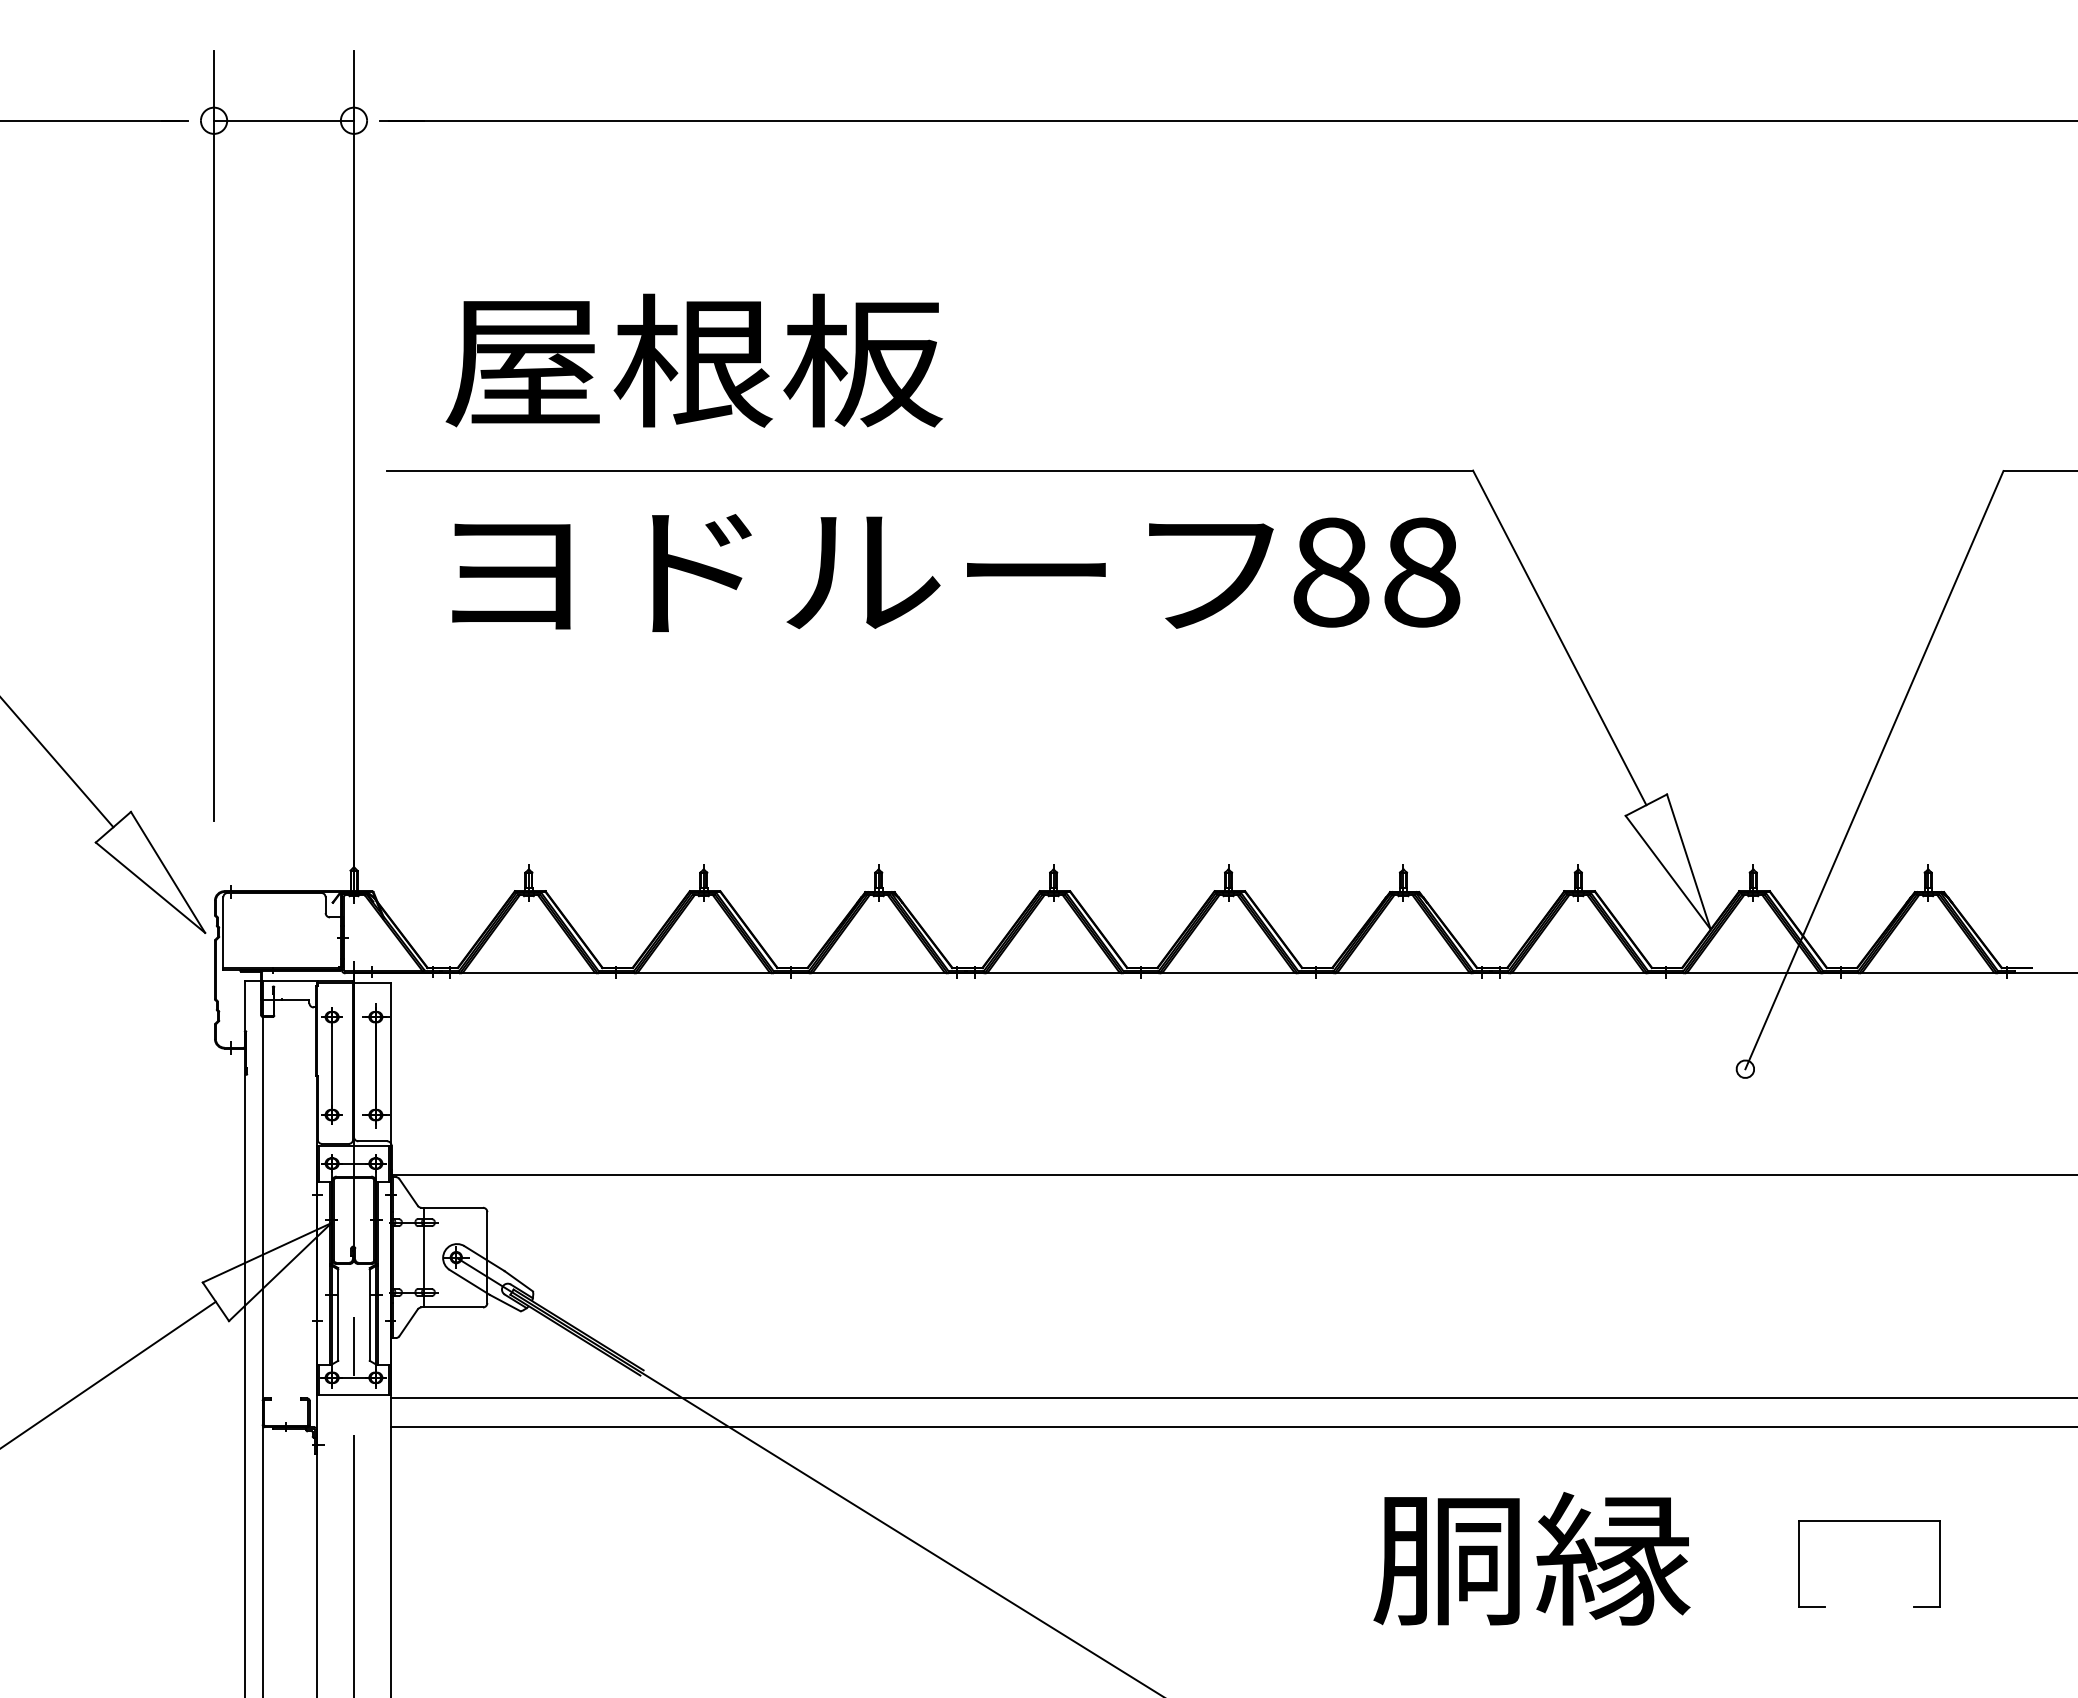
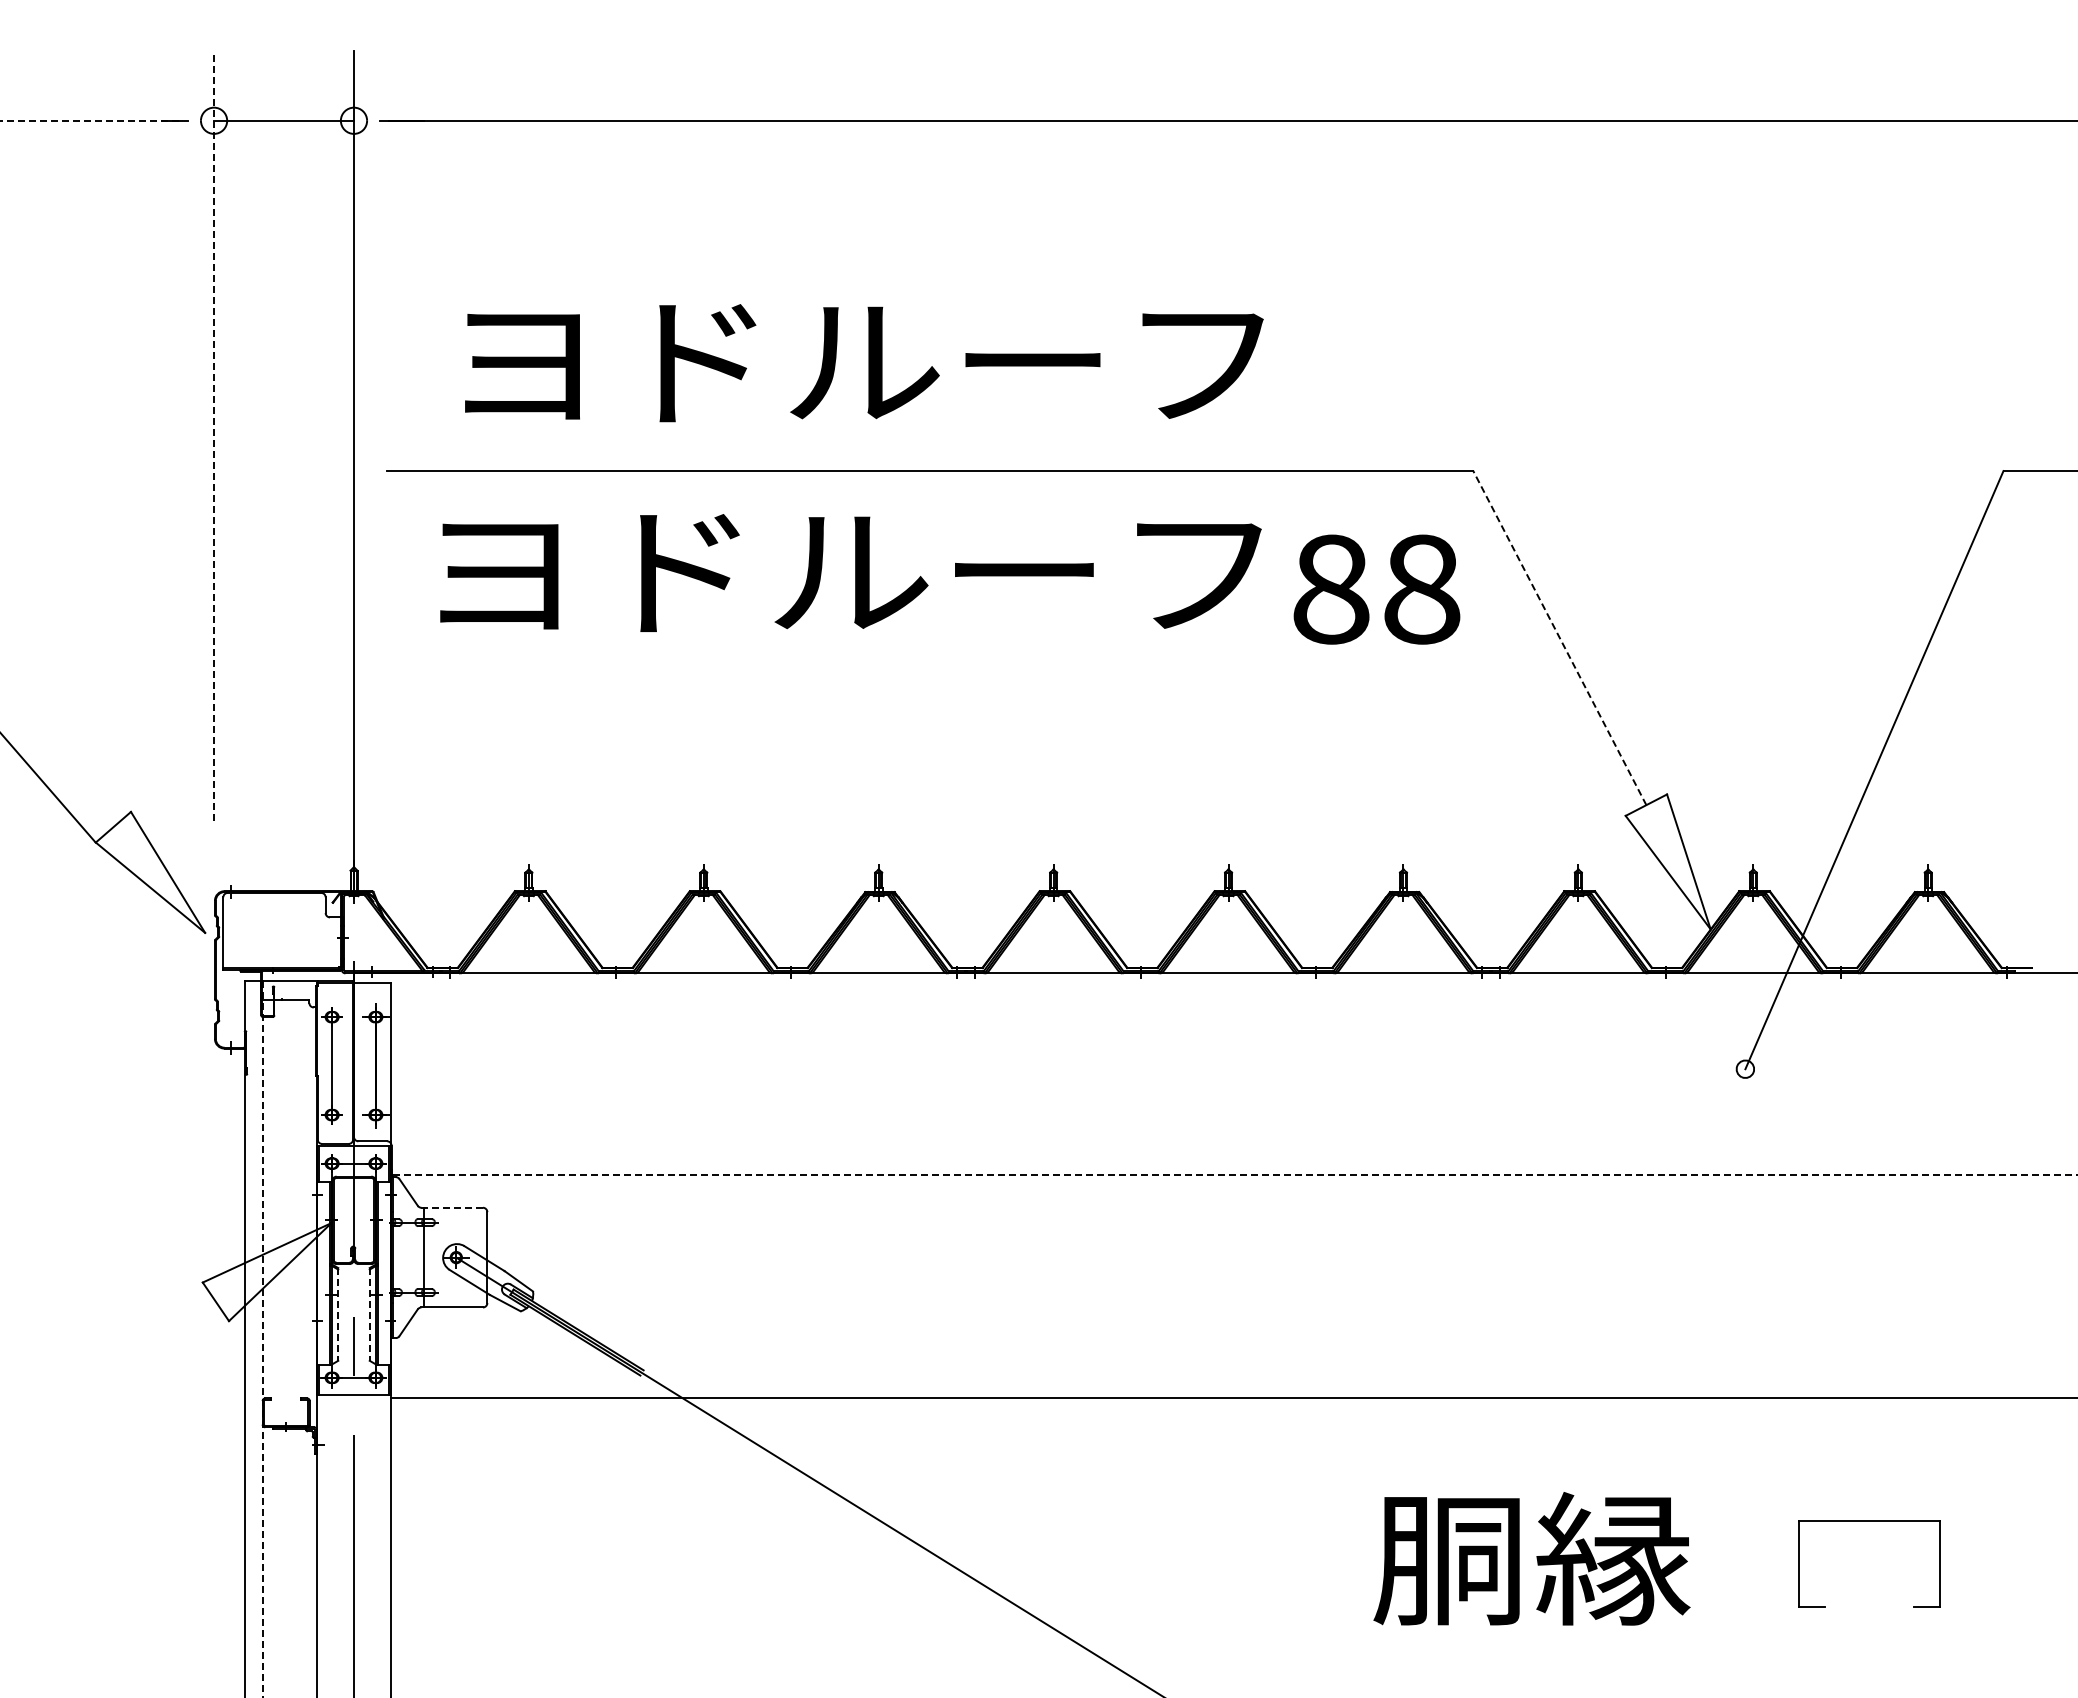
line: solid -> dashed (89, 120)
text: 屋根板 -> ヨドルーフ (854, 360)
line: solid -> dashed (214, 435)
text position: (862, 572) -> (850, 572) (850, 572)
text position: (1376, 572) -> (1376, 589) (1376, 589)
line: solid -> dashed (1559, 637)
line position: (57, 763) -> (48, 788) (48, 788)
line: solid -> dashed (1234, 1174)
line: solid -> dashed (452, 1207)
line: solid -> dashed (338, 1314)
line: solid -> dashed (369, 1314)
line: solid -> dashed (262, 1339)
line: present -> none (108, 1374)
line: present -> none (1232, 1427)
